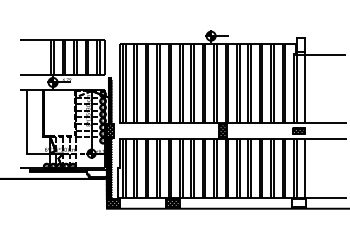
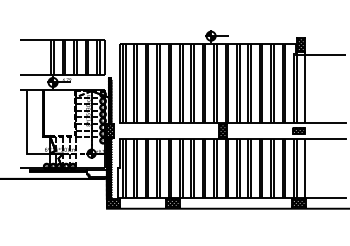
hatch: none -> present (300, 44)
hatch: none -> present (298, 203)
